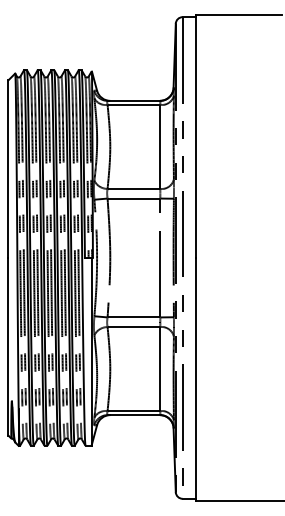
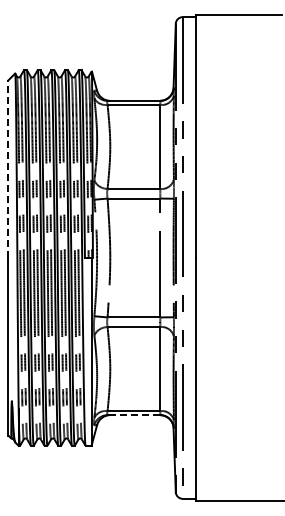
line: solid -> dashed (8, 169)
line: solid -> dashed (133, 415)
